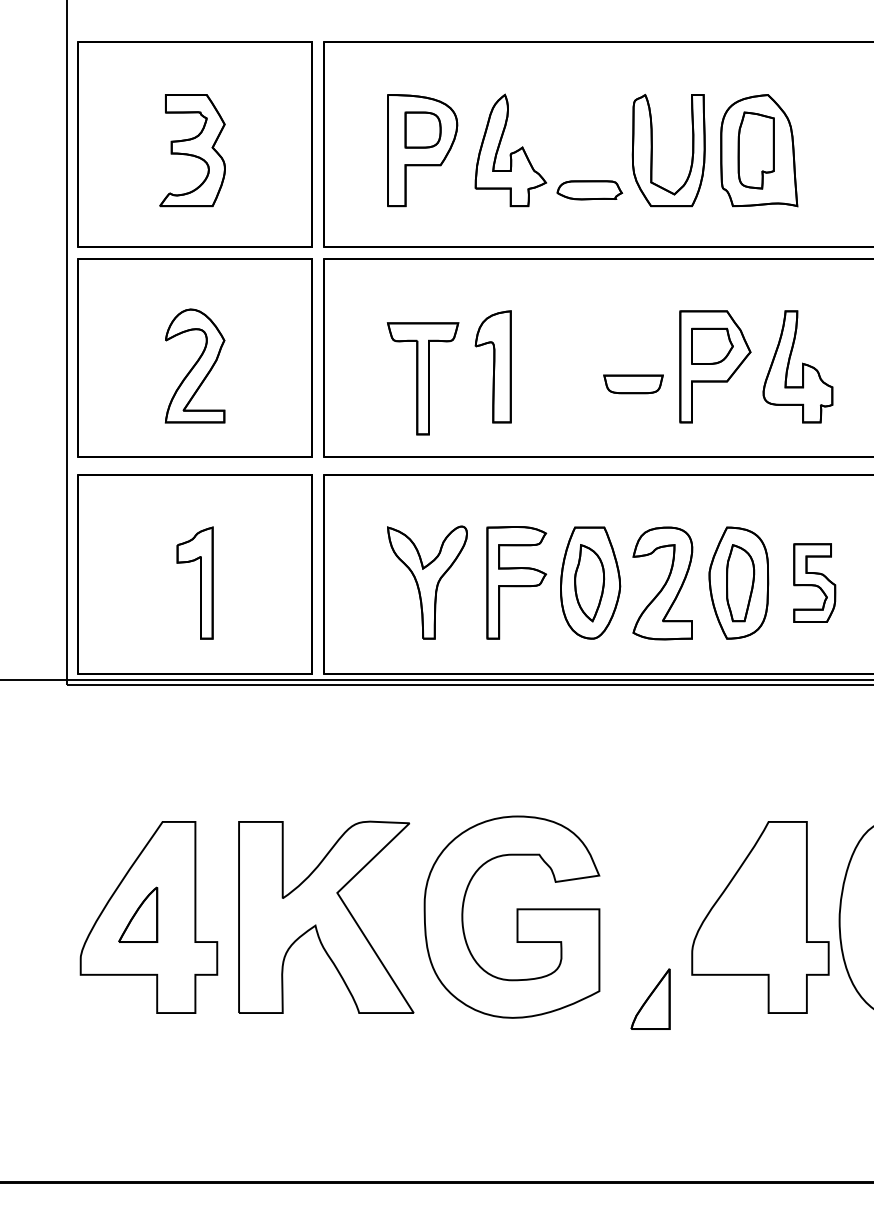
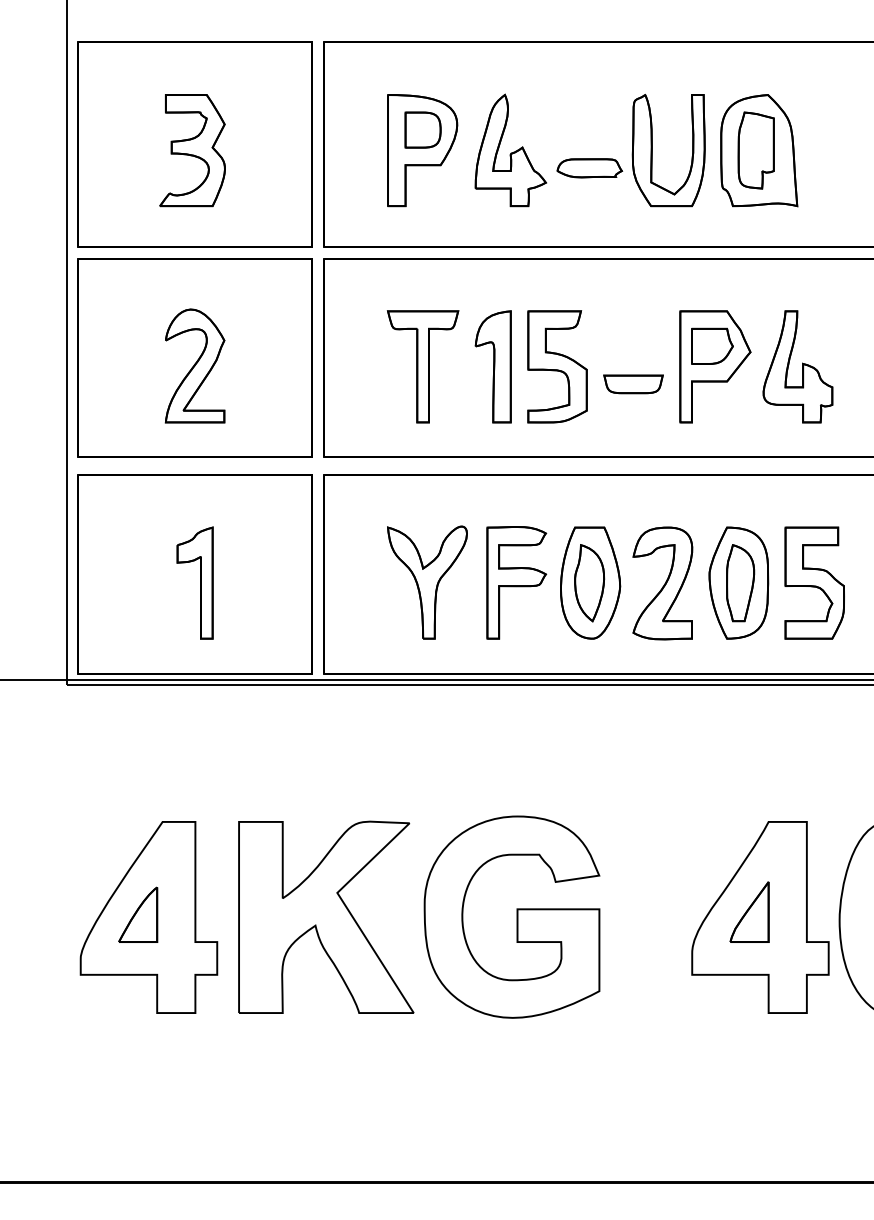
part position: (589, 190) -> (589, 168) (589, 168)
part: none -> present (557, 366)
part position: (422, 378) -> (422, 366) (422, 366)
part size: 44x80 px -> 61x114 px (814, 582)
part position: (650, 998) -> (749, 911) (749, 911)
